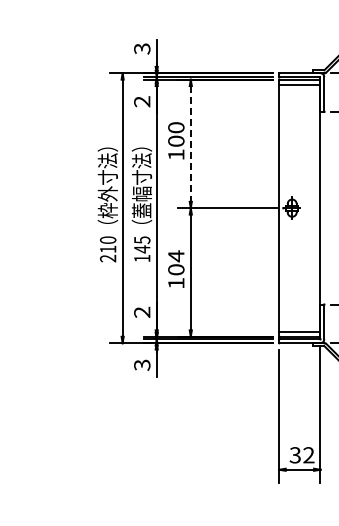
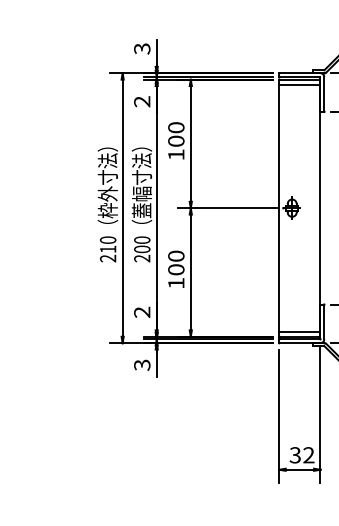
line: dashed -> solid (190, 143)
text: 145 -> 200 (142, 249)
text: 104 -> 100 (176, 256)
